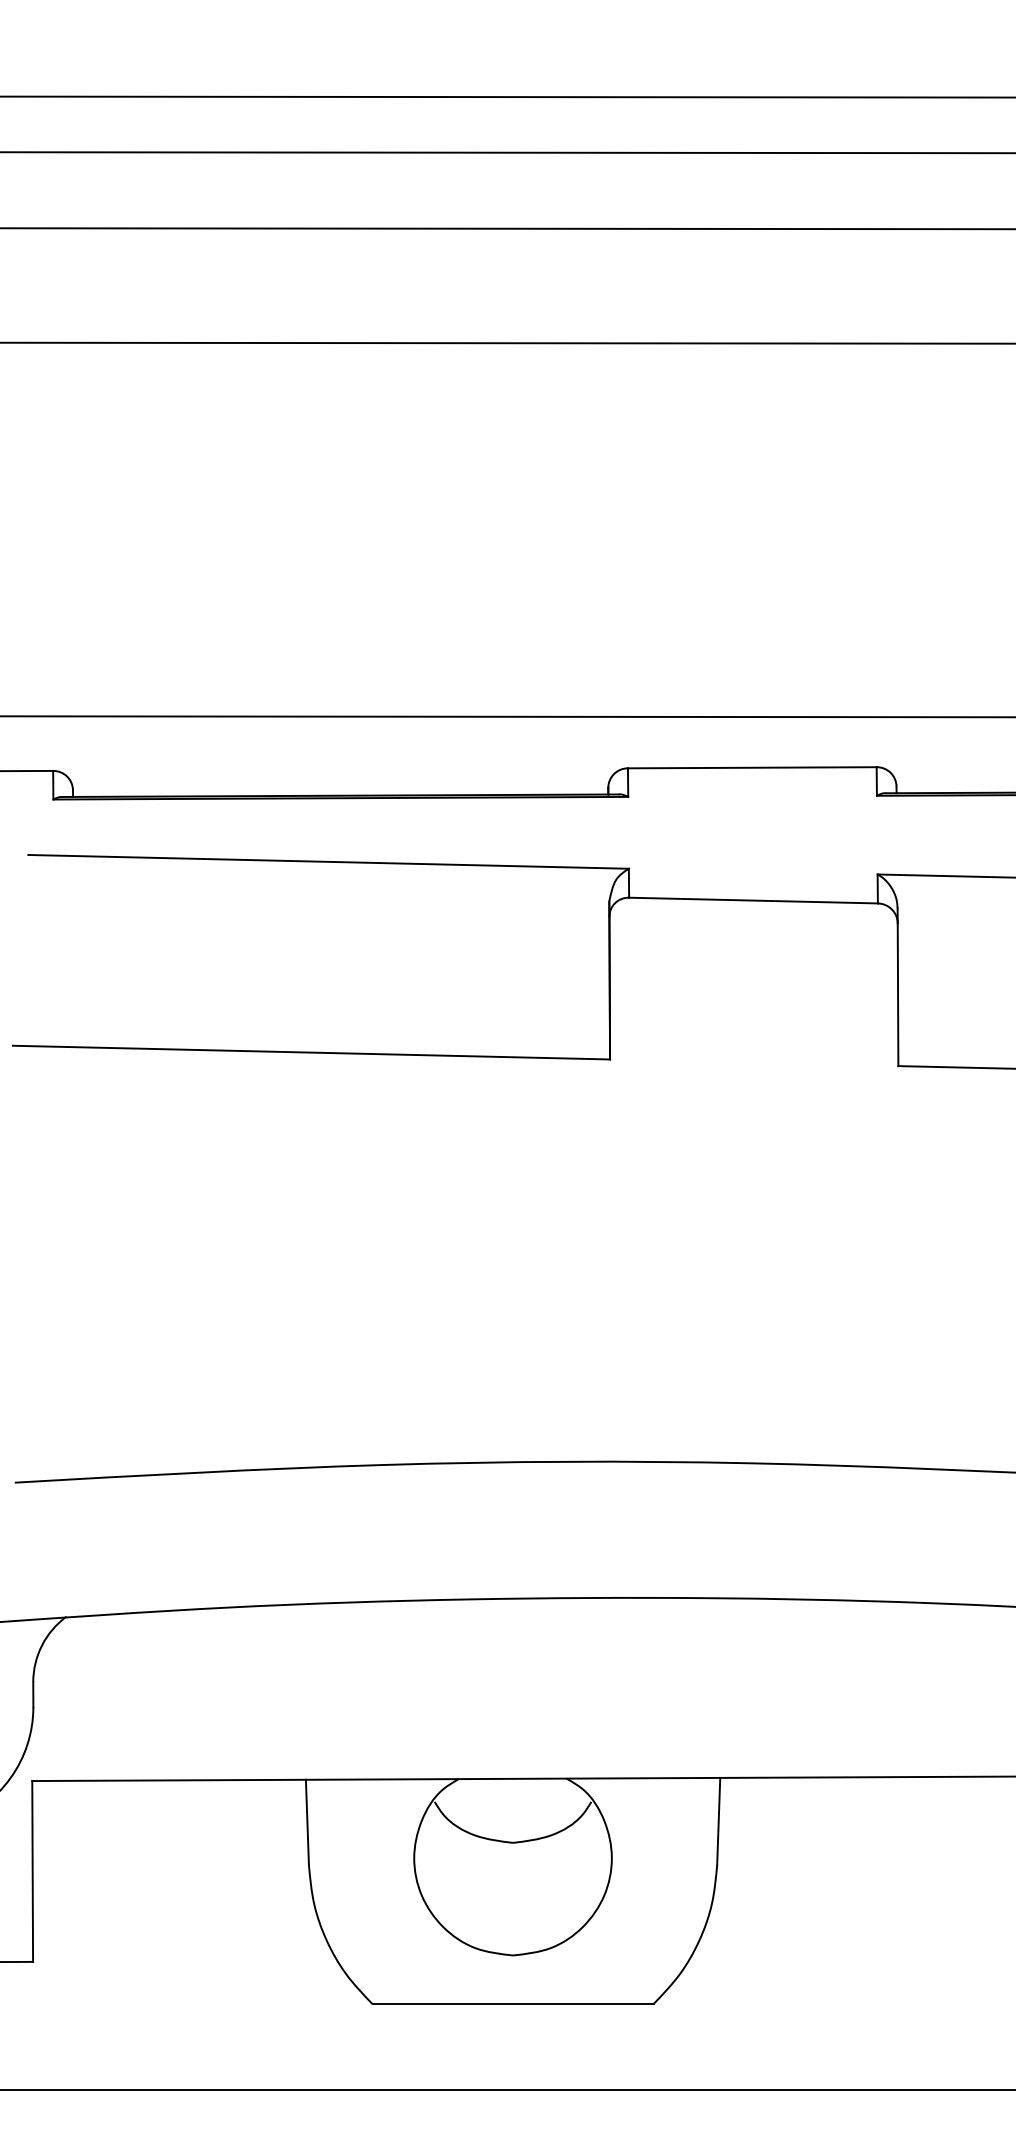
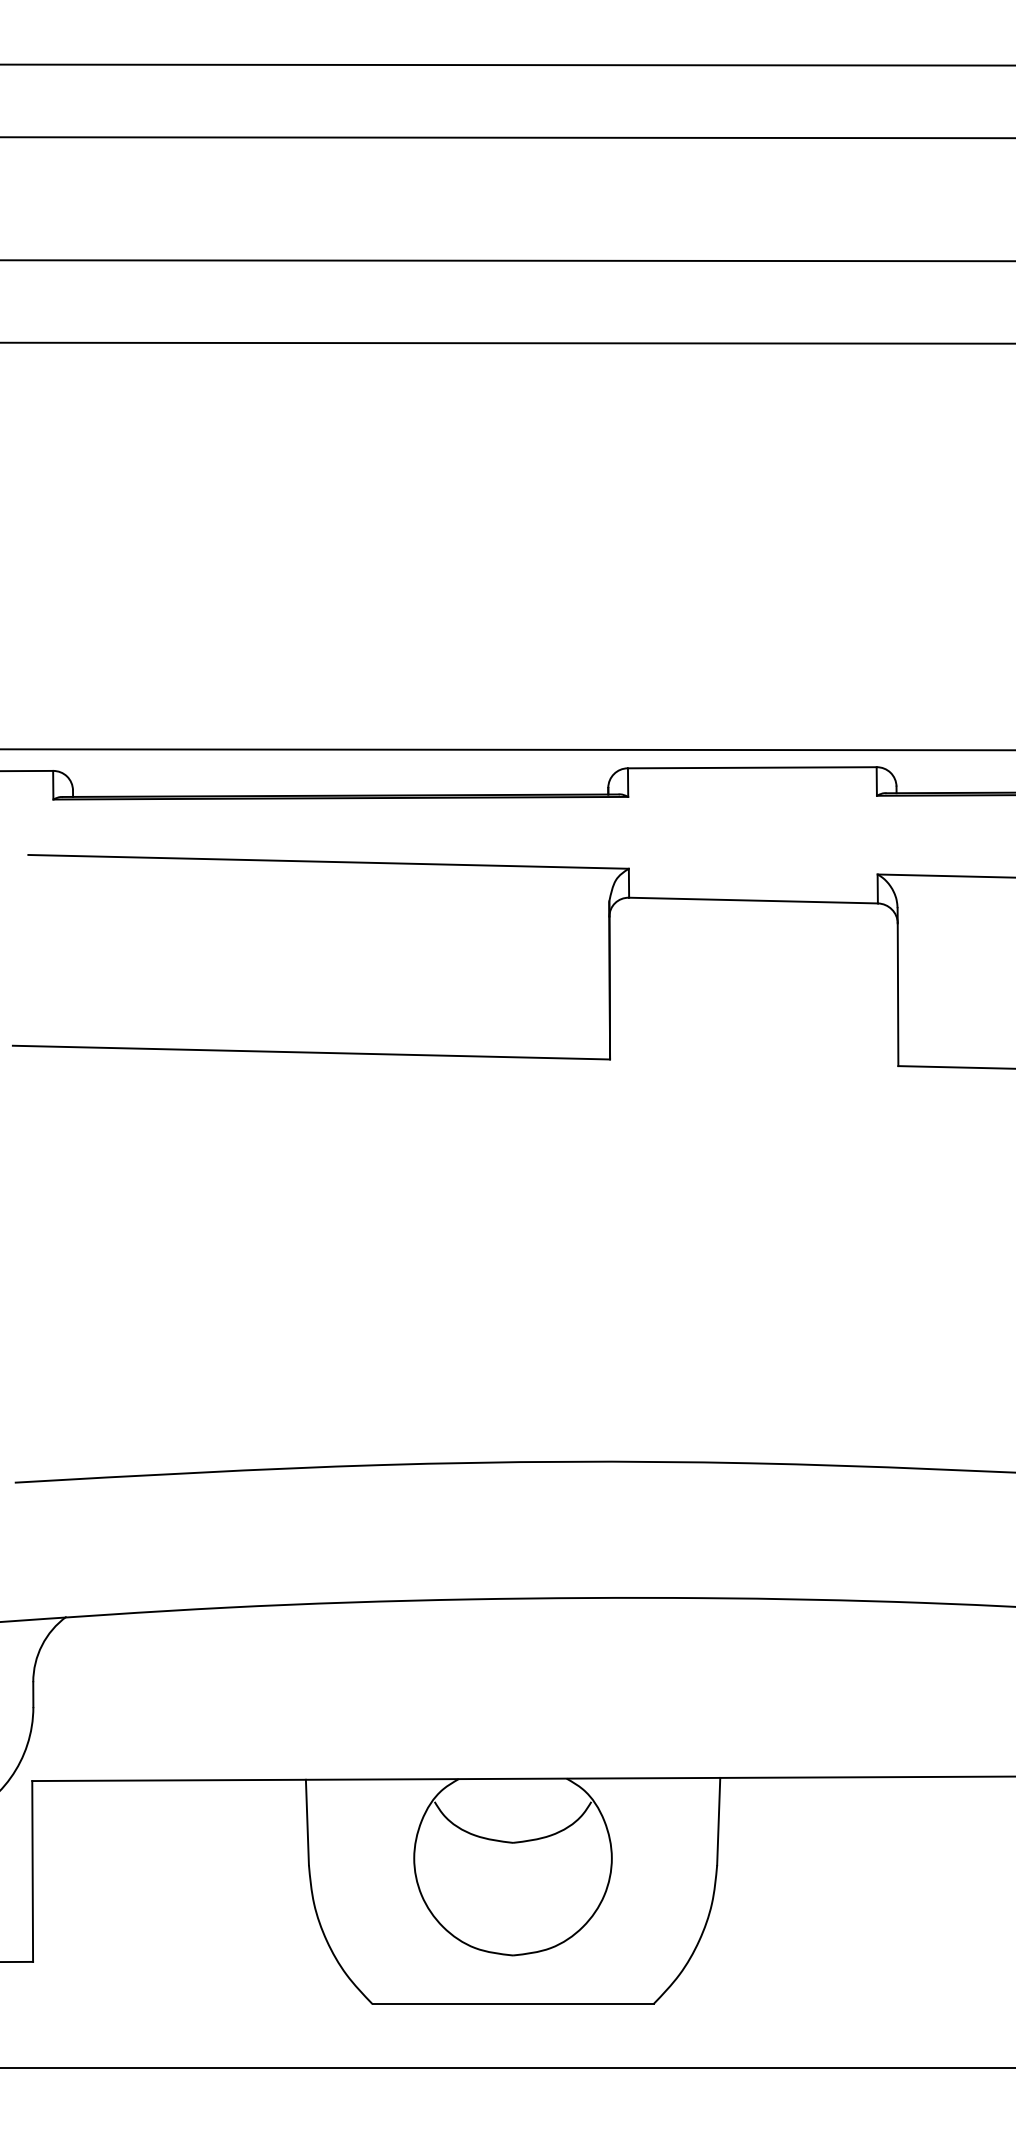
line position: (507, 96) -> (507, 64) (507, 64)
line position: (507, 152) -> (507, 137) (507, 137)
line position: (507, 228) -> (507, 260) (507, 260)
line position: (507, 716) -> (507, 749) (507, 749)
line position: (507, 2090) -> (507, 2068) (507, 2068)
